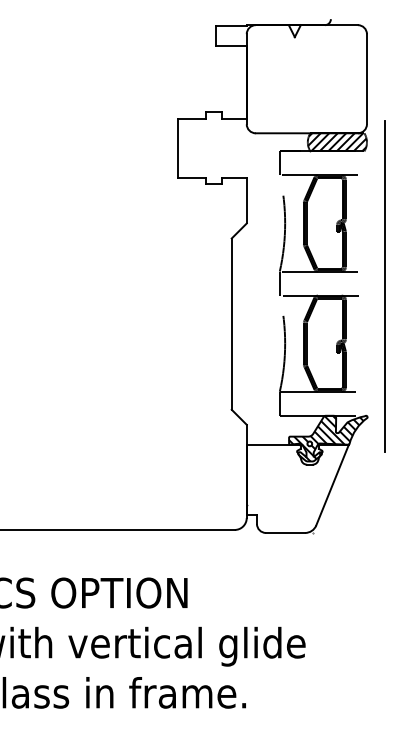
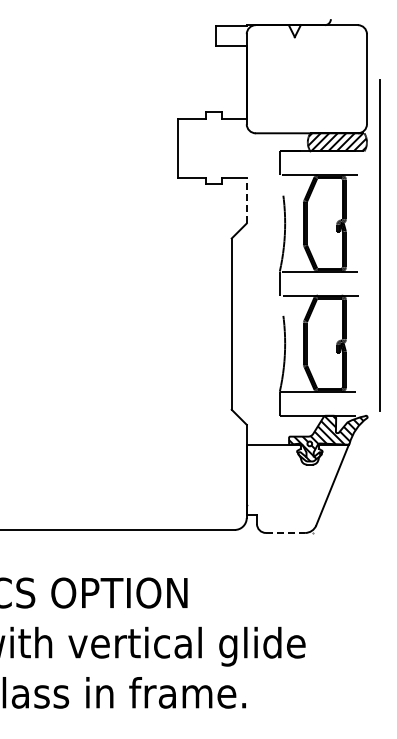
line: solid -> dashed (246, 200)
line position: (384, 286) -> (379, 245) (379, 245)
line: solid -> dashed (285, 532)
